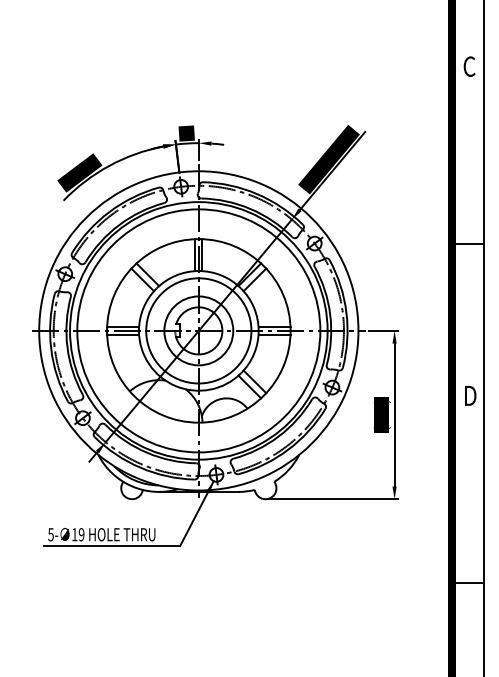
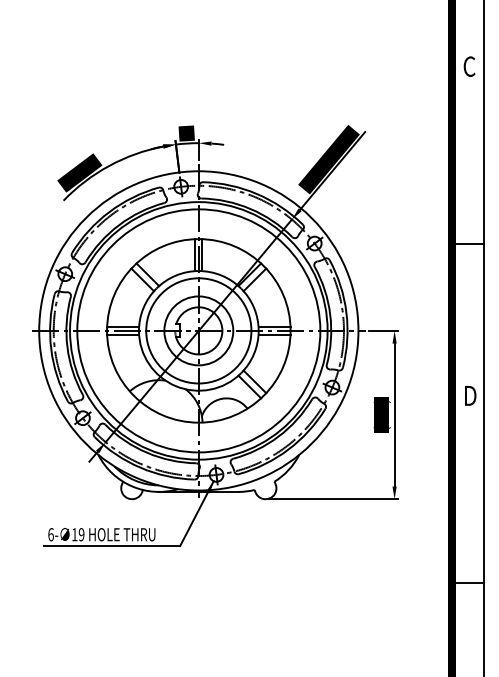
text: 5- -> 6- (50, 534)
